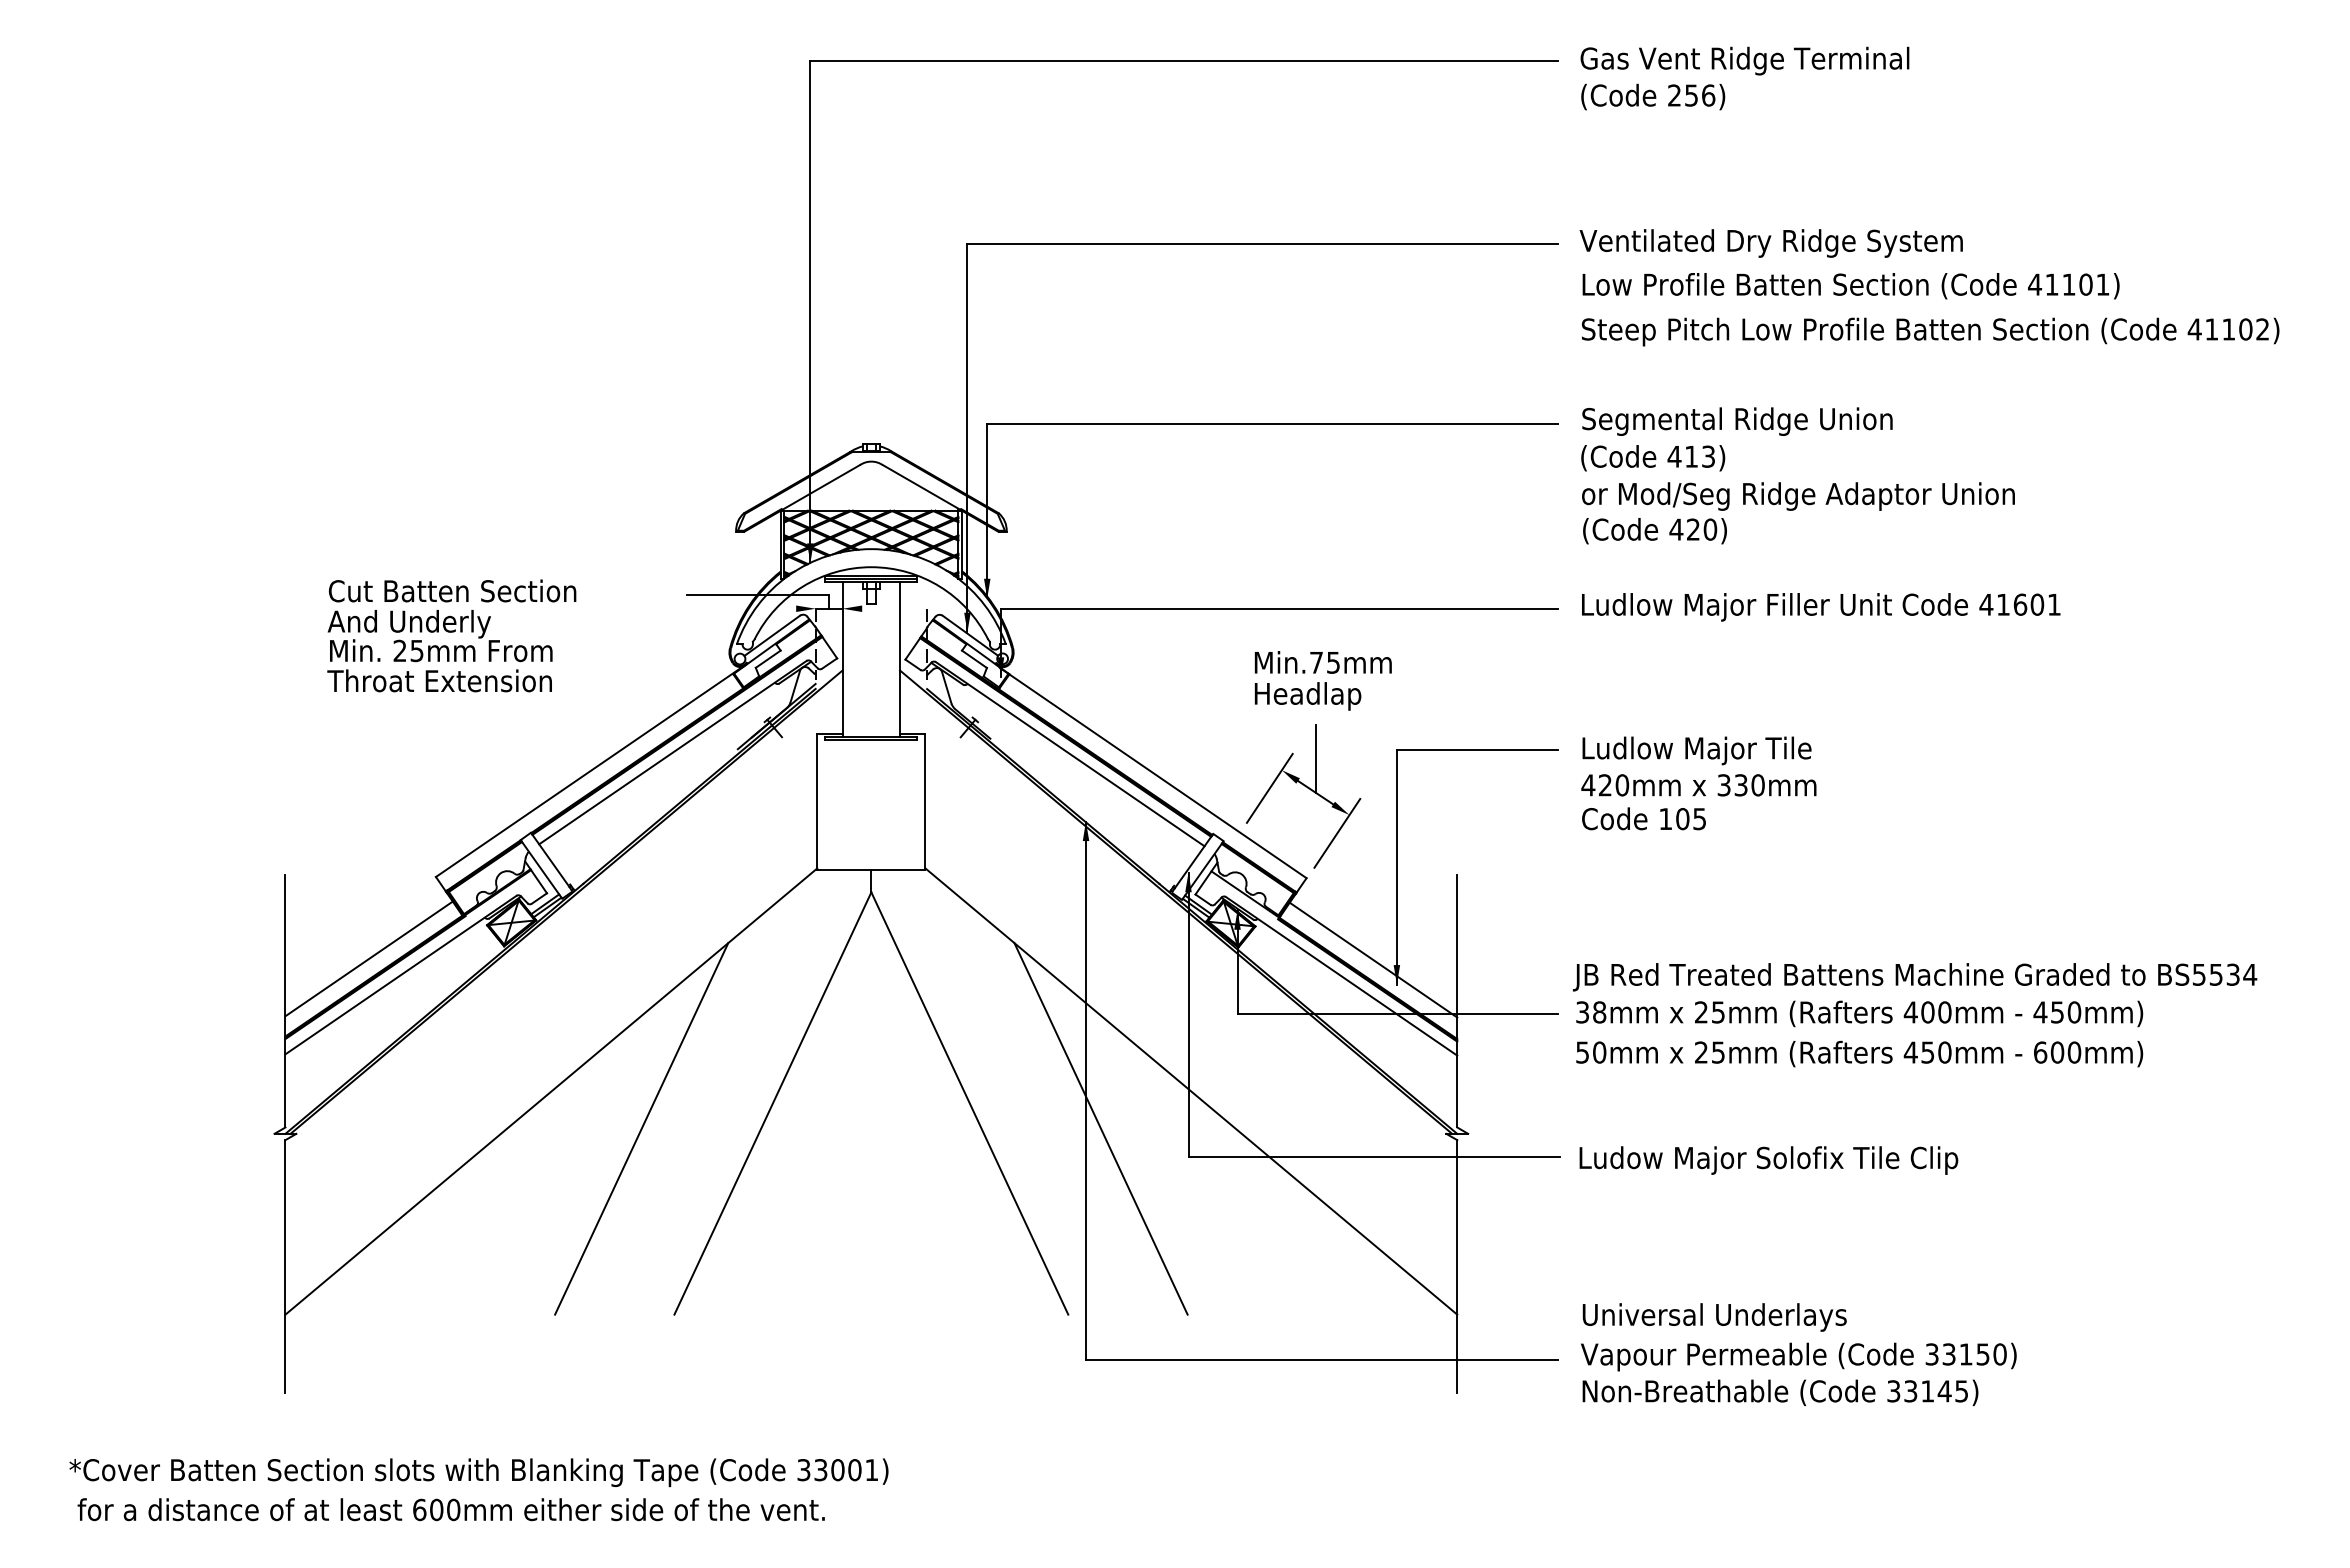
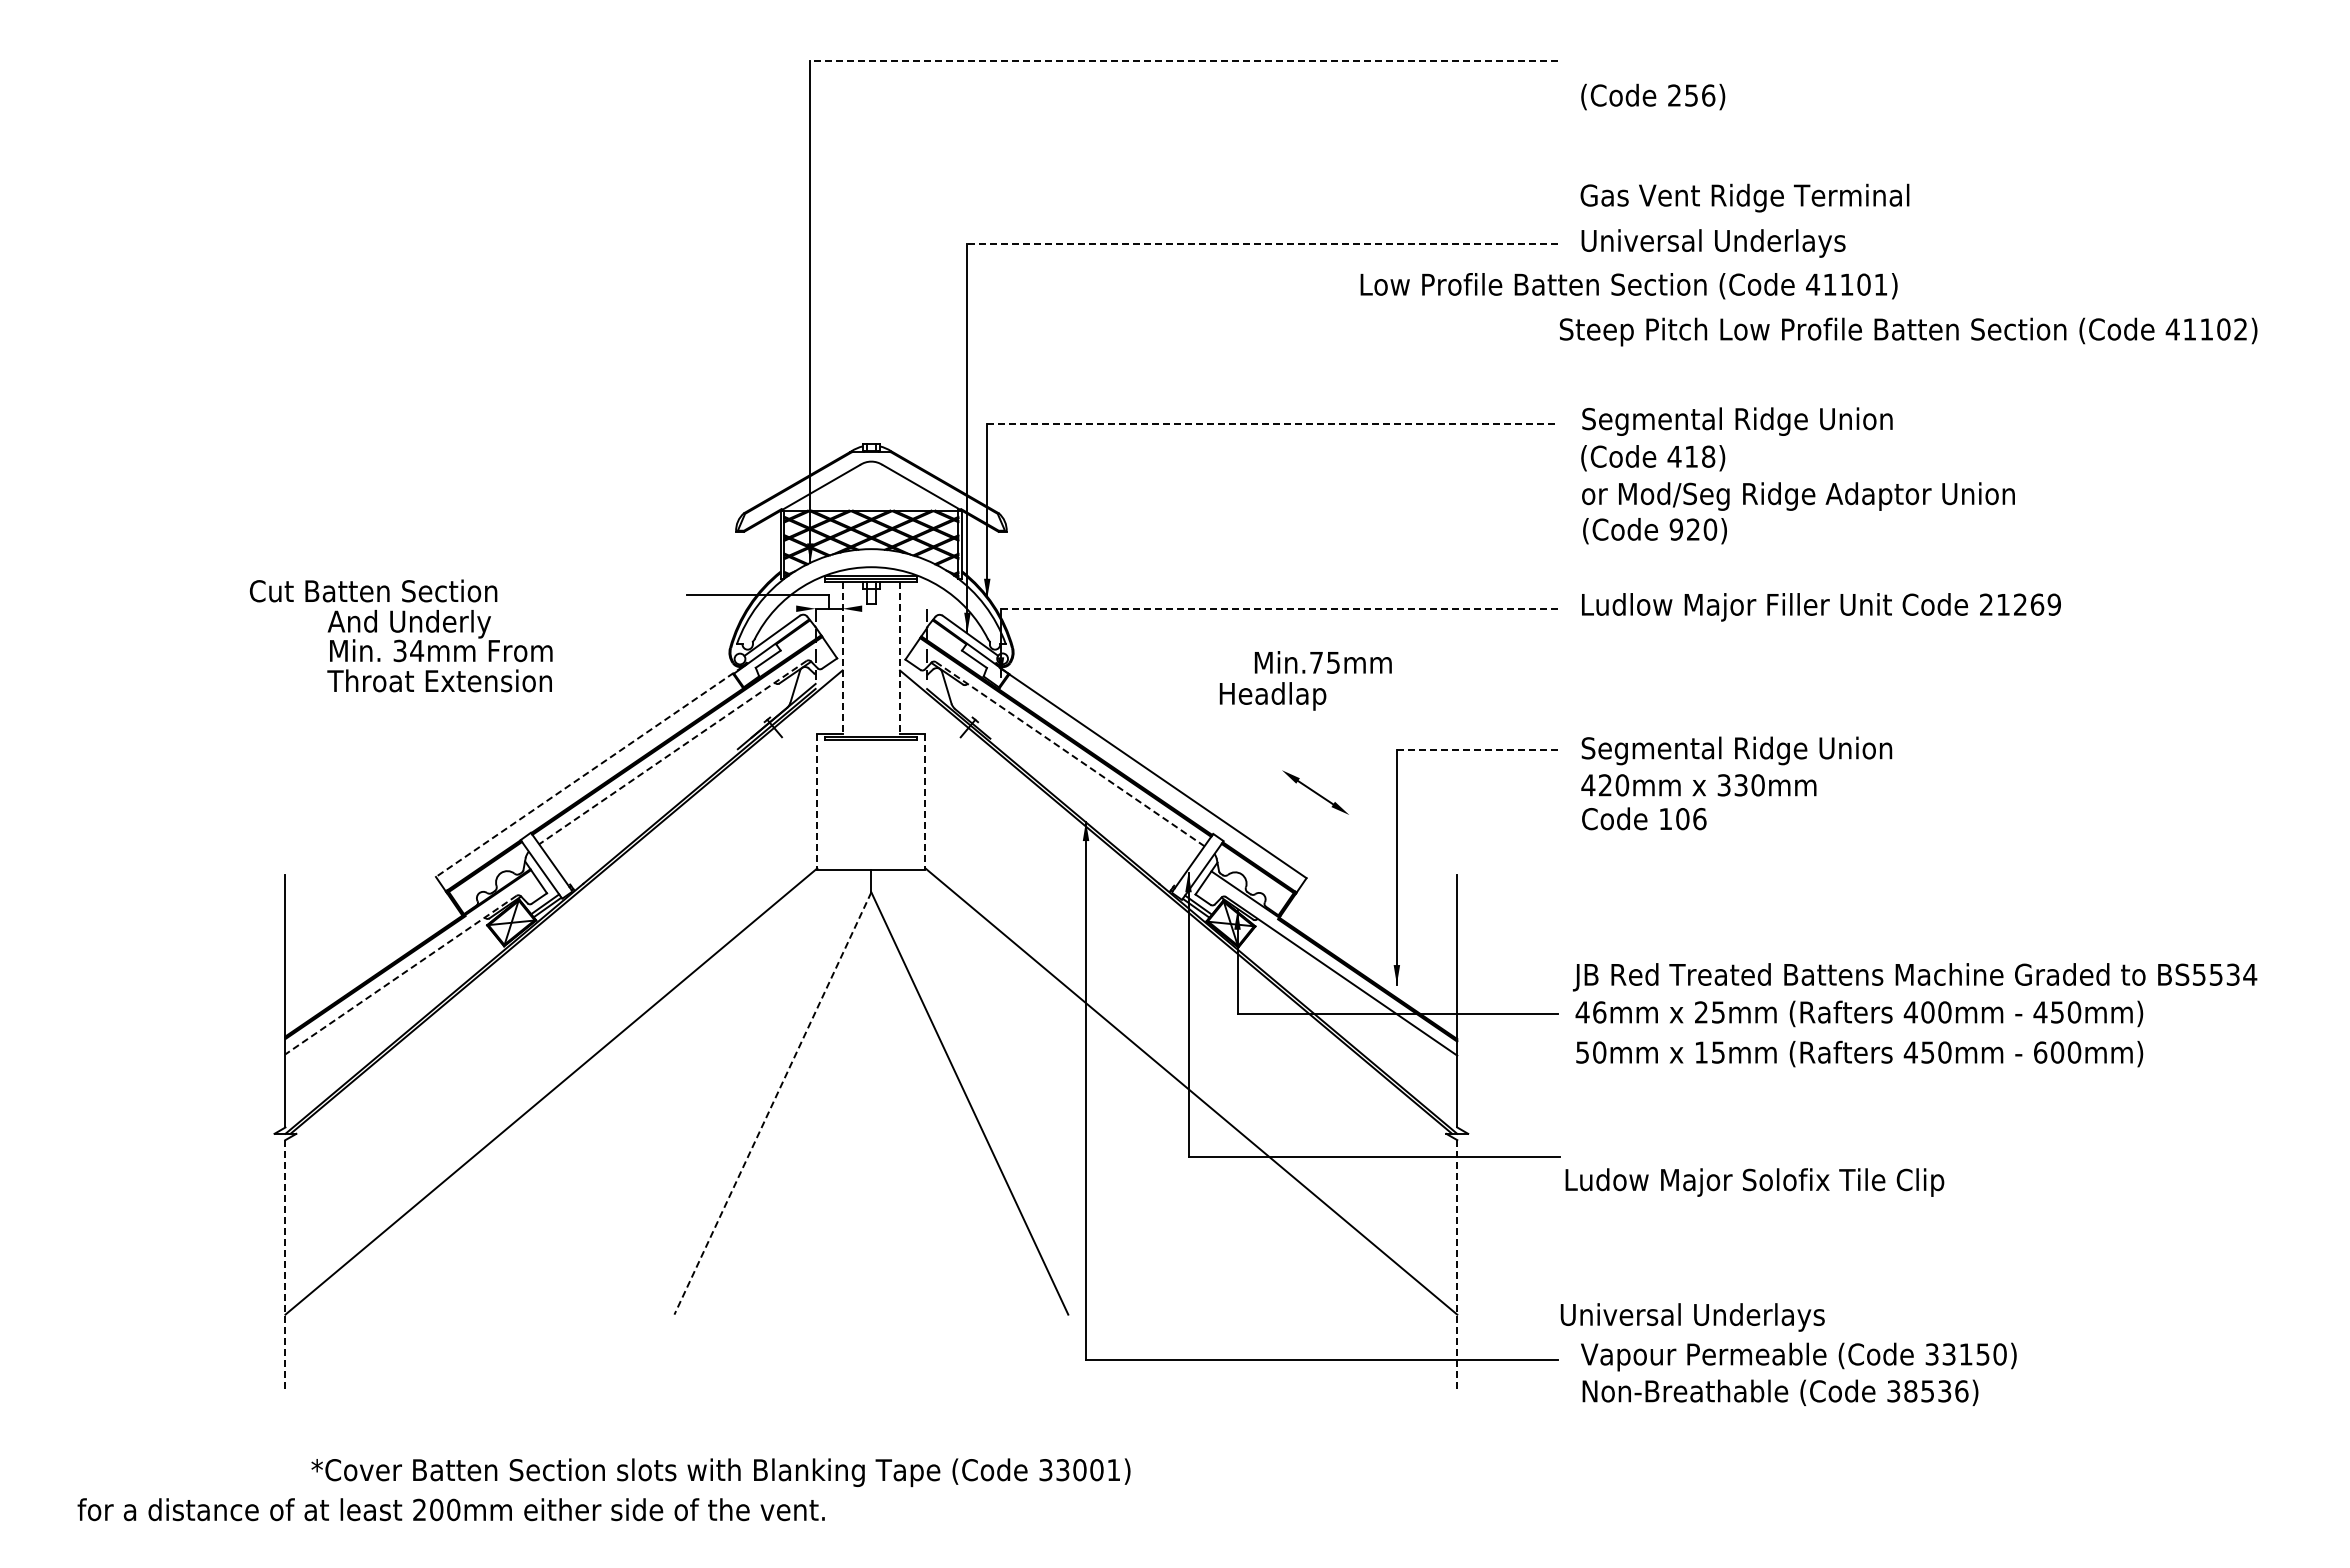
text position: (1744, 60) -> (1744, 197) (1744, 197)
line: solid -> dashed (1184, 61)
text: Ventilated Dry Ridge System -> Universal Underlays (1770, 243)
line: solid -> dashed (1262, 244)
text position: (1850, 286) -> (1628, 286) (1628, 286)
text position: (1930, 331) -> (1908, 331) (1908, 331)
line: solid -> dashed (1272, 423)
text: 413) -> 418) (1708, 456)
text: 420) -> 920) (1676, 529)
text position: (452, 590) -> (373, 590) (373, 590)
text: 41601 -> 21269 (2019, 604)
line: solid -> dashed (1279, 608)
text: 25mm -> 34mm (408, 651)
line: solid -> dashed (842, 660)
line: solid -> dashed (900, 660)
text position: (1307, 696) -> (1272, 696) (1272, 696)
line: solid -> dashed (1477, 749)
text: Ludlow Major Tile -> Segmental Ridge Union (1736, 750)
line: solid -> dashed (672, 752)
line: solid -> dashed (1070, 754)
line: present -> none (1315, 758)
line: solid -> dashed (589, 772)
line: present -> none (1269, 787)
line: solid -> dashed (817, 801)
line: solid -> dashed (925, 801)
text: 105 -> 106 (1699, 819)
line: present -> none (1337, 832)
line: present -> none (368, 958)
line: present -> none (1373, 959)
line: solid -> dashed (400, 975)
text: 38mm -> 46mm (1590, 1012)
text: 25mm -> 15mm (1701, 1052)
line: solid -> dashed (772, 1103)
line: present -> none (641, 1128)
line: present -> none (1100, 1128)
text position: (1768, 1160) -> (1754, 1182) (1754, 1182)
line: solid -> dashed (285, 1267)
line: solid -> dashed (1457, 1267)
text position: (1714, 1317) -> (1692, 1317) (1692, 1317)
text: 33145) -> 38536) (1936, 1391)
text position: (478, 1472) -> (720, 1472) (720, 1472)
text: 600mm -> 200mm (419, 1509)
